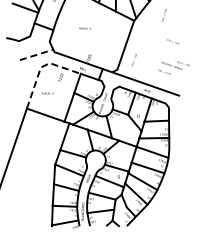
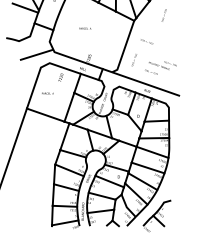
text position: (173, 41) -> (147, 41) (147, 41)
line: dashed -> solid (36, 54)
line: dashed -> solid (40, 67)
text position: (173, 67) -> (160, 67) (160, 67)
part: none -> present (156, 215)
